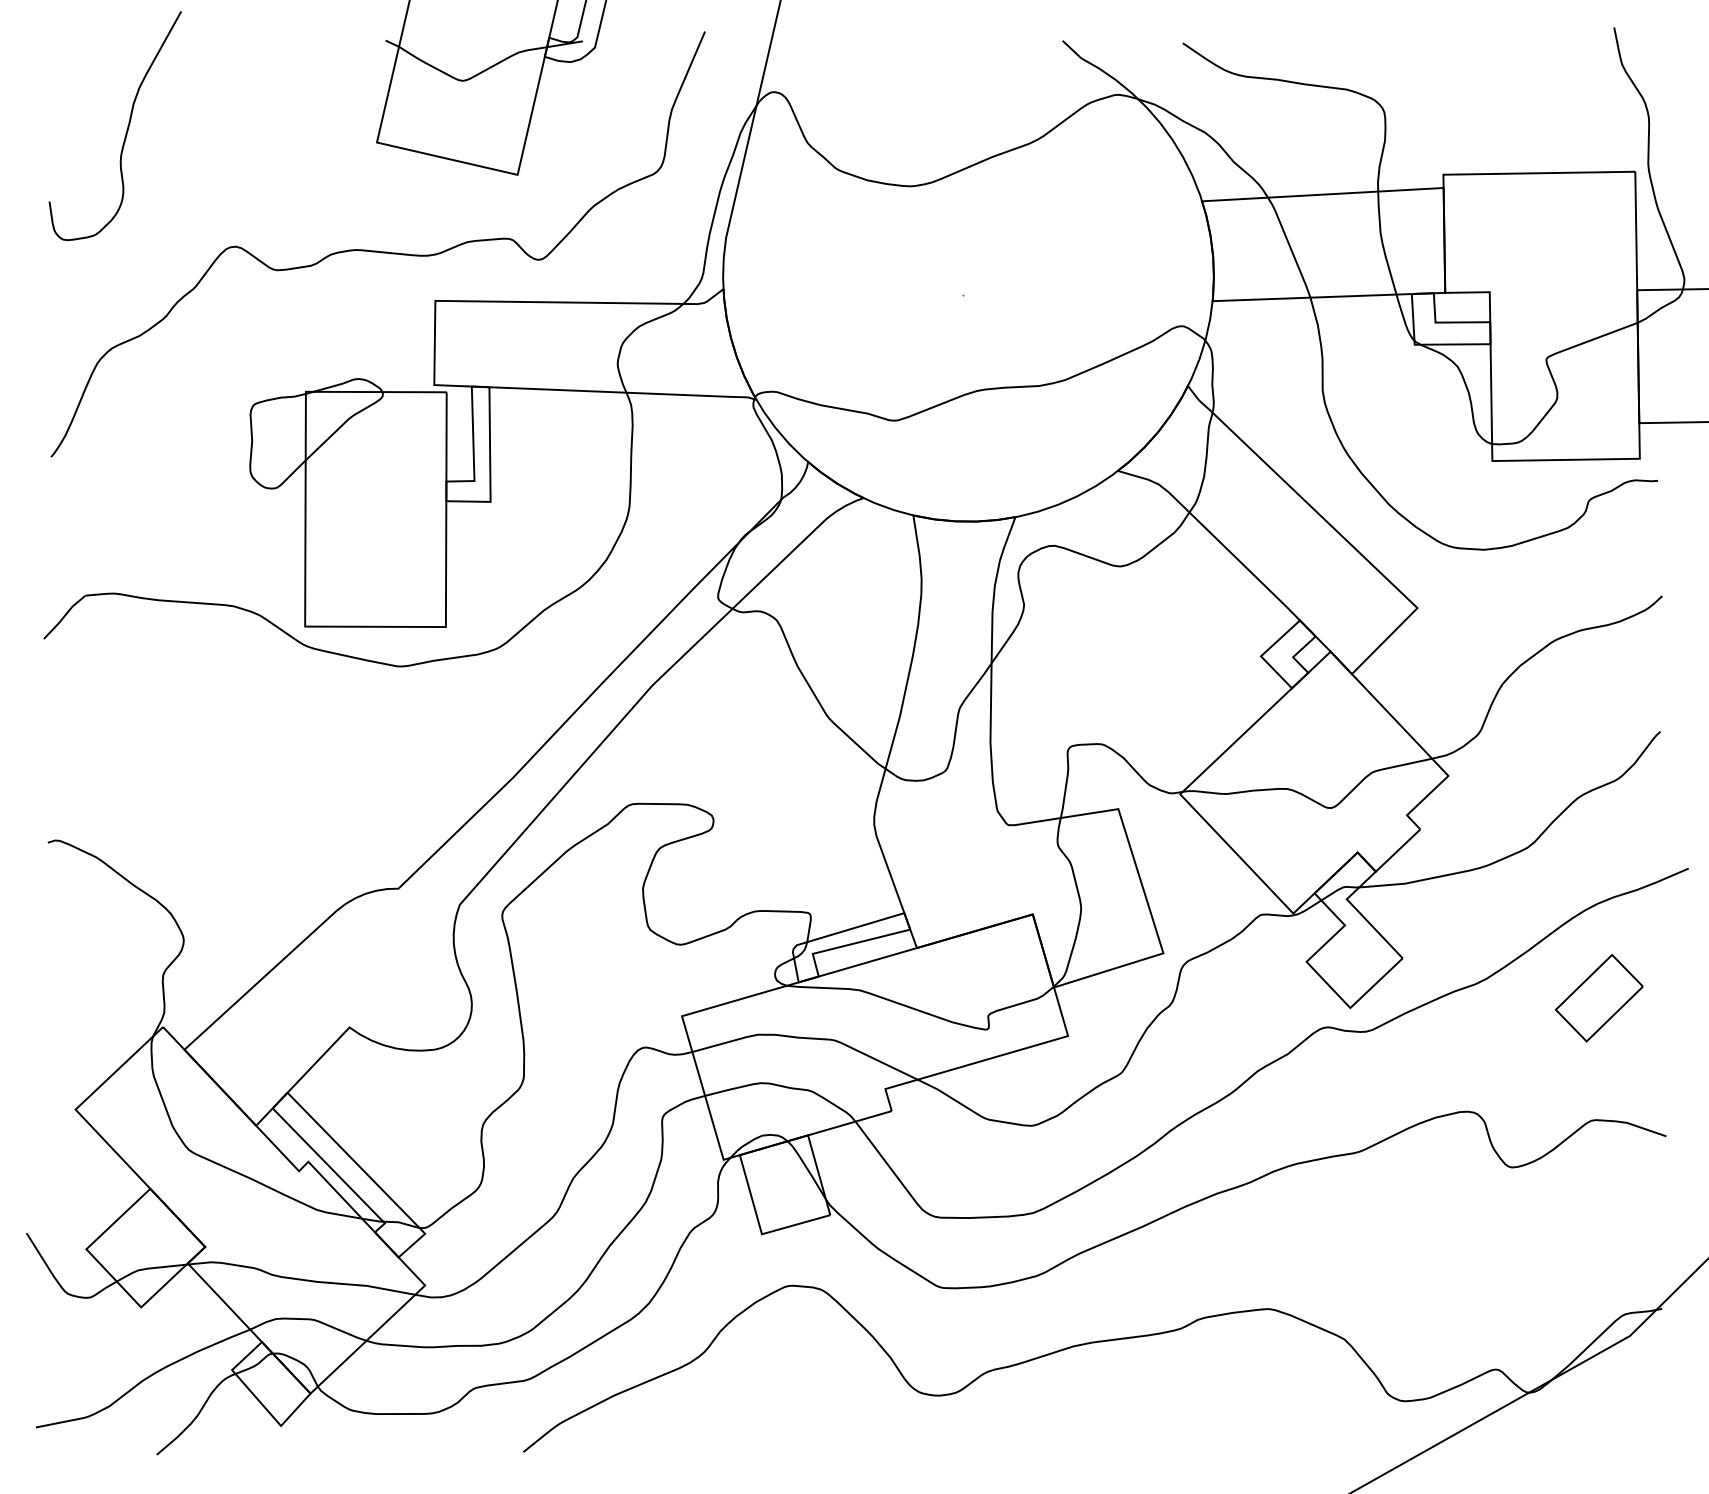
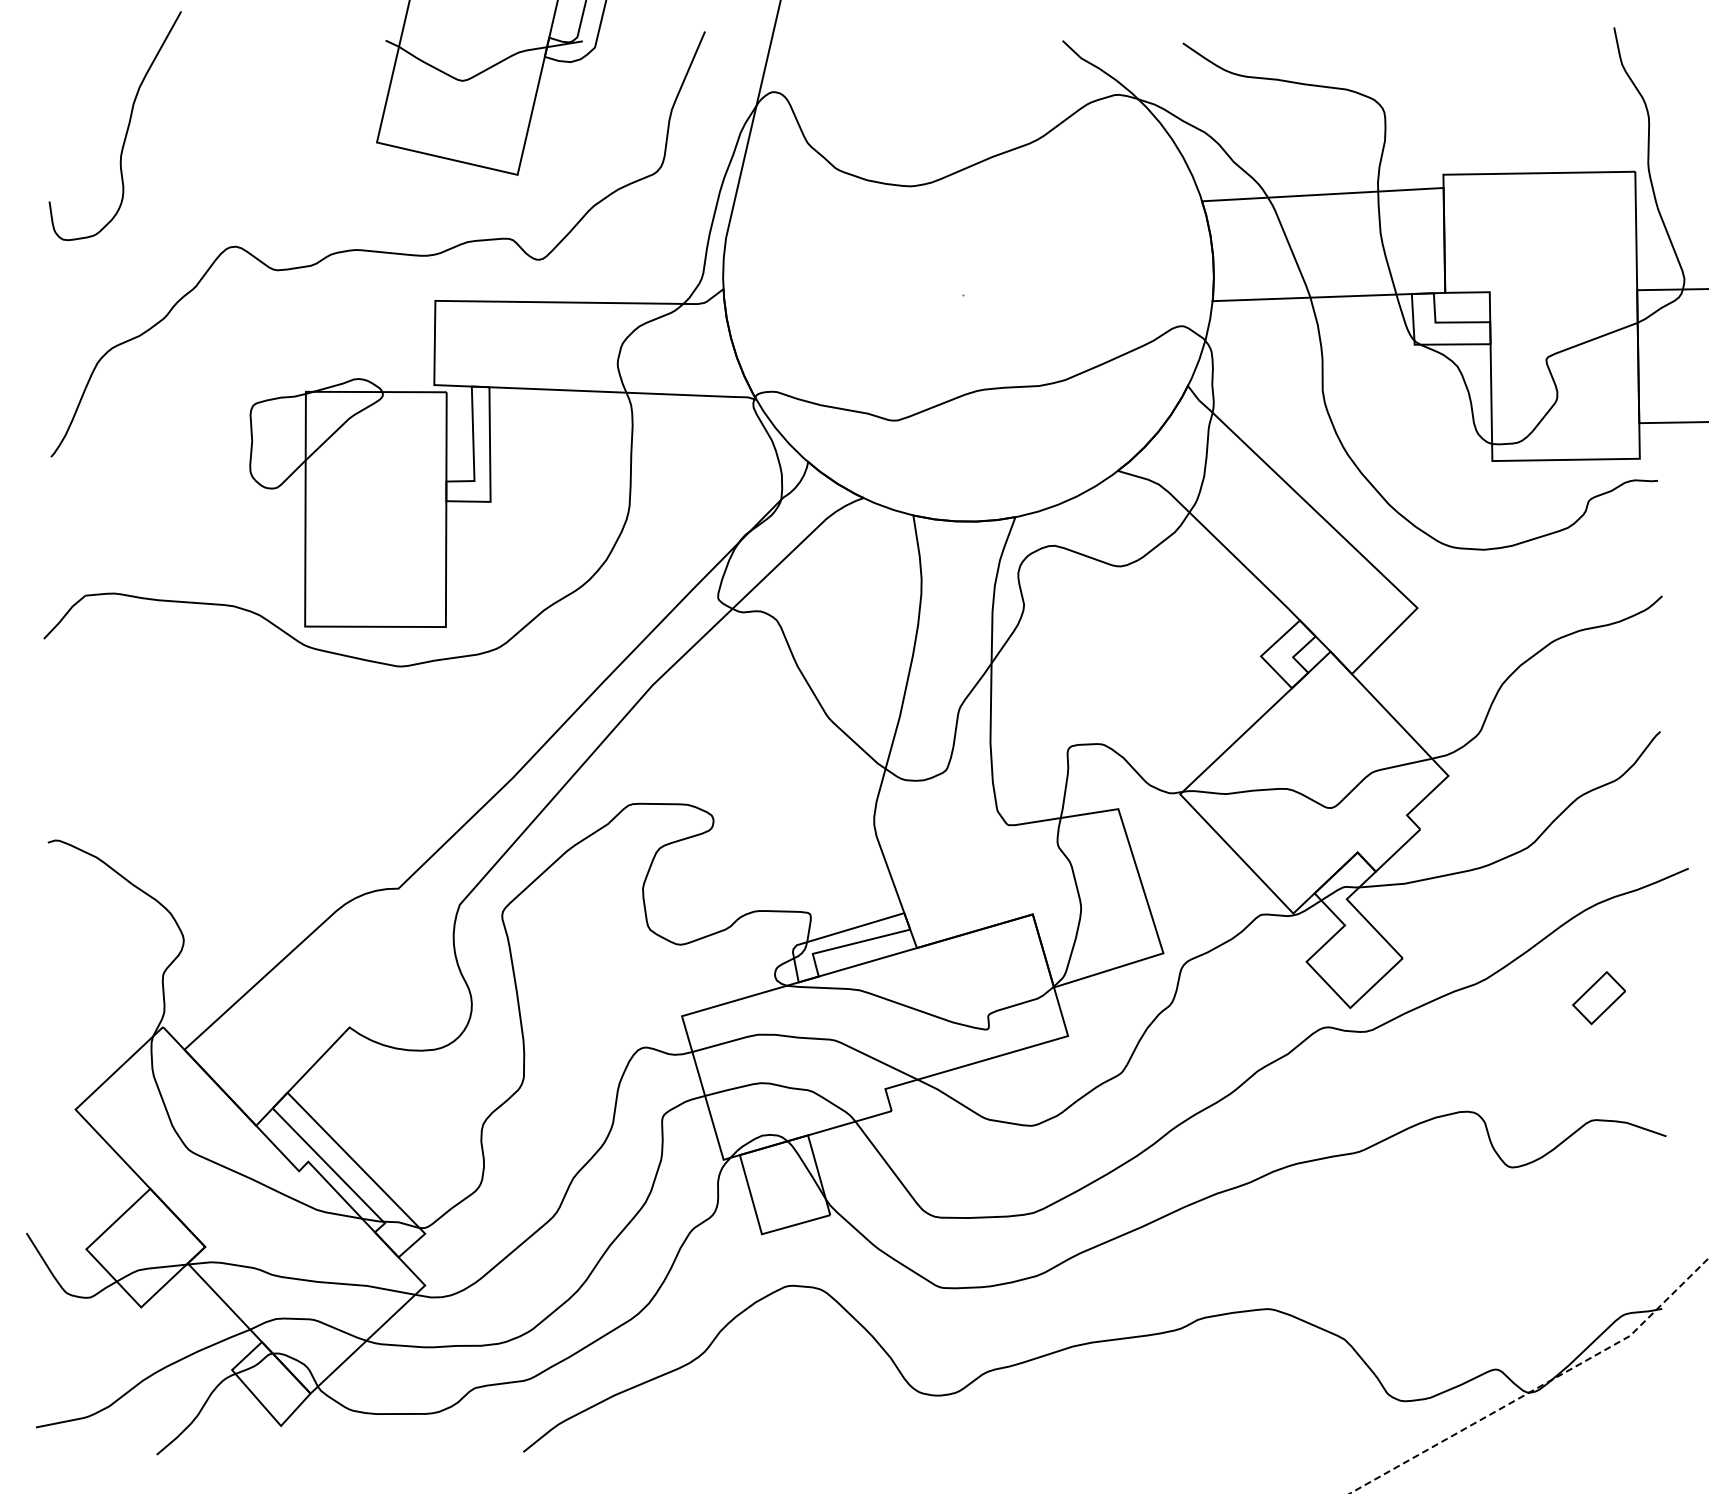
part size: 90x90 px -> 54x55 px (1598, 998)
line: solid -> dashed (1538, 1387)
